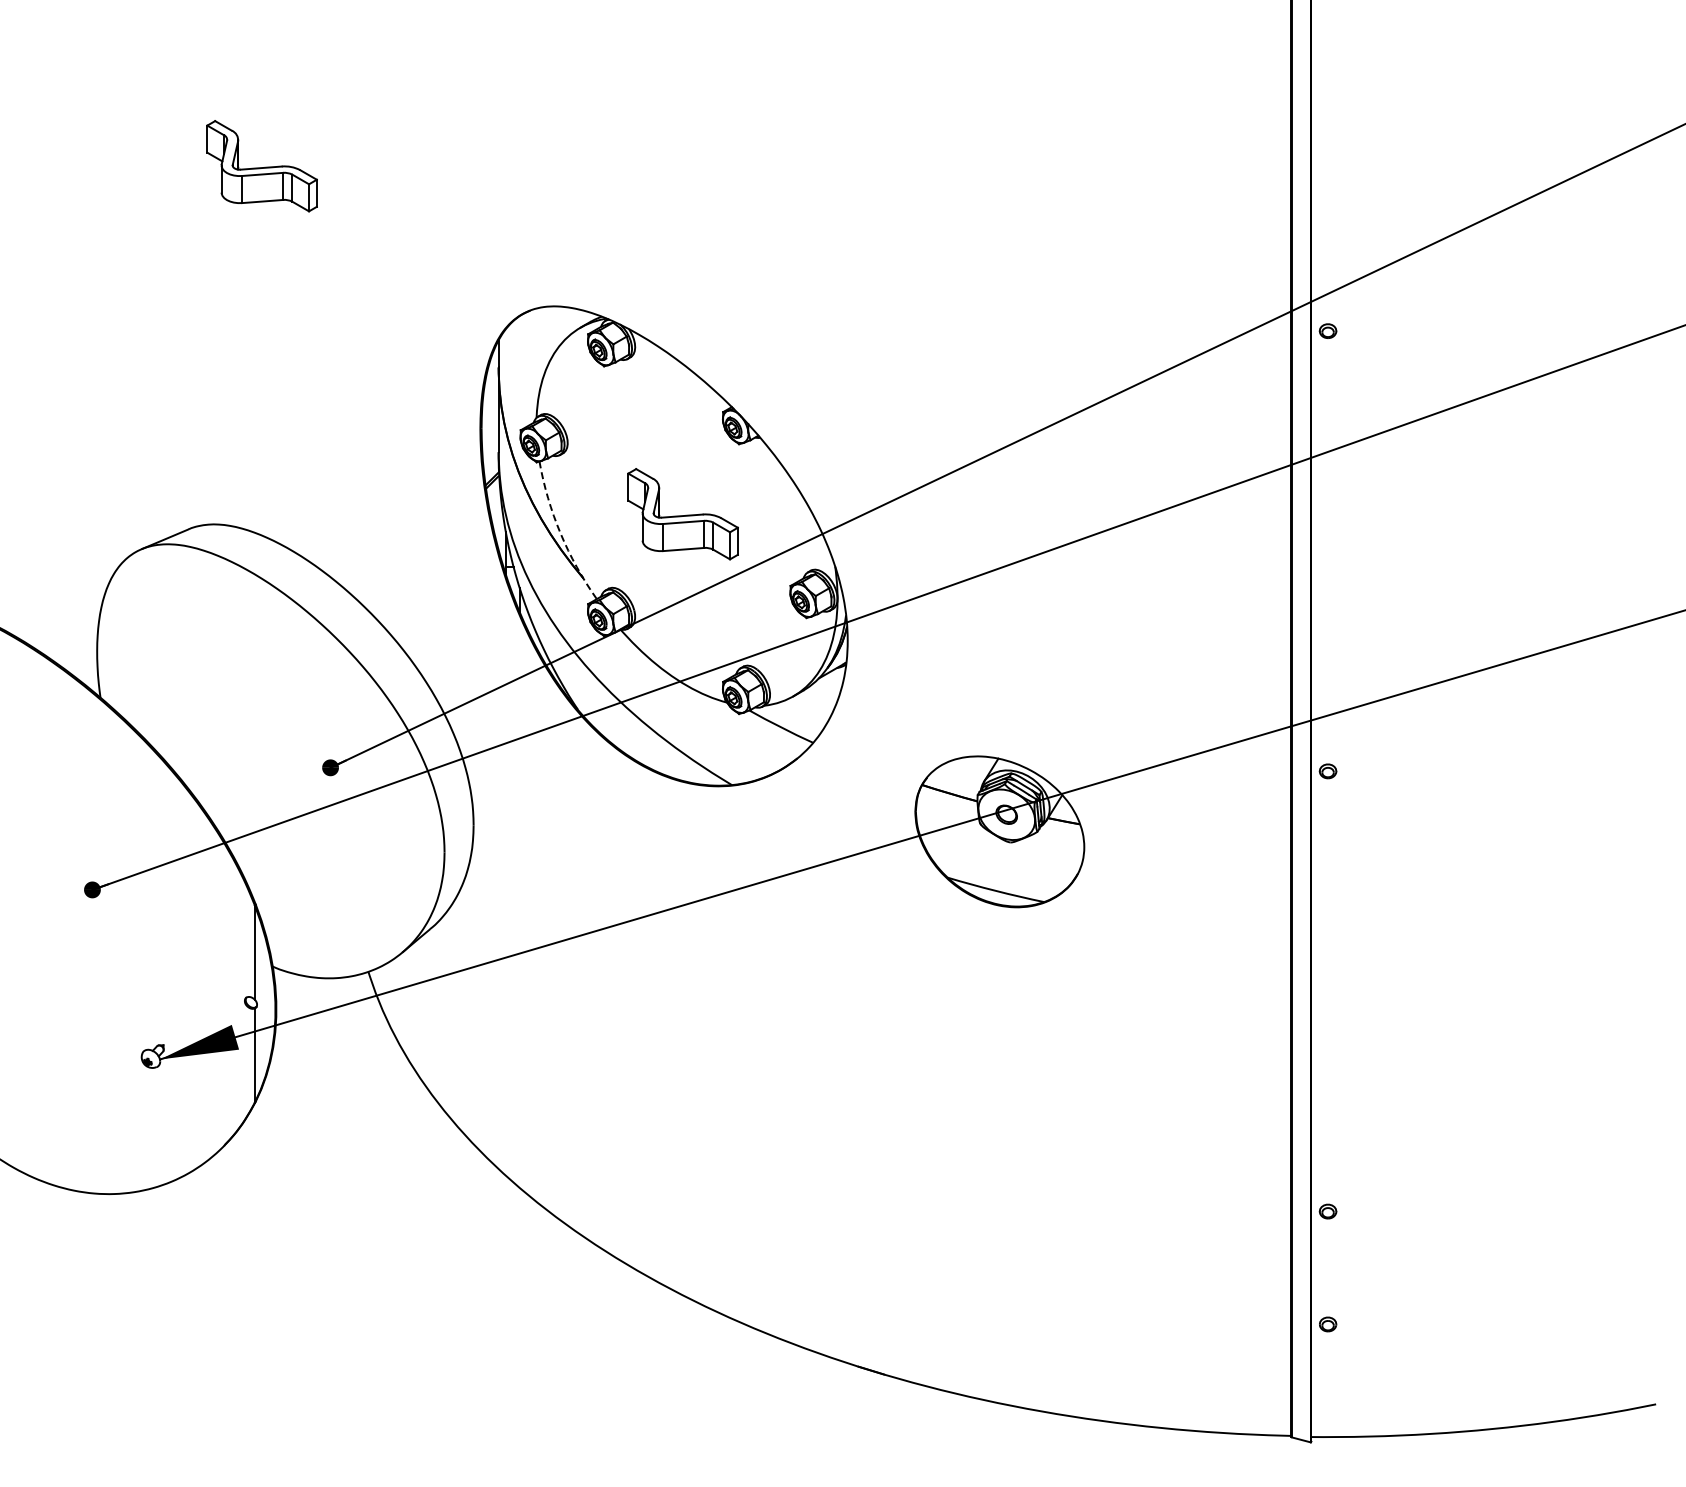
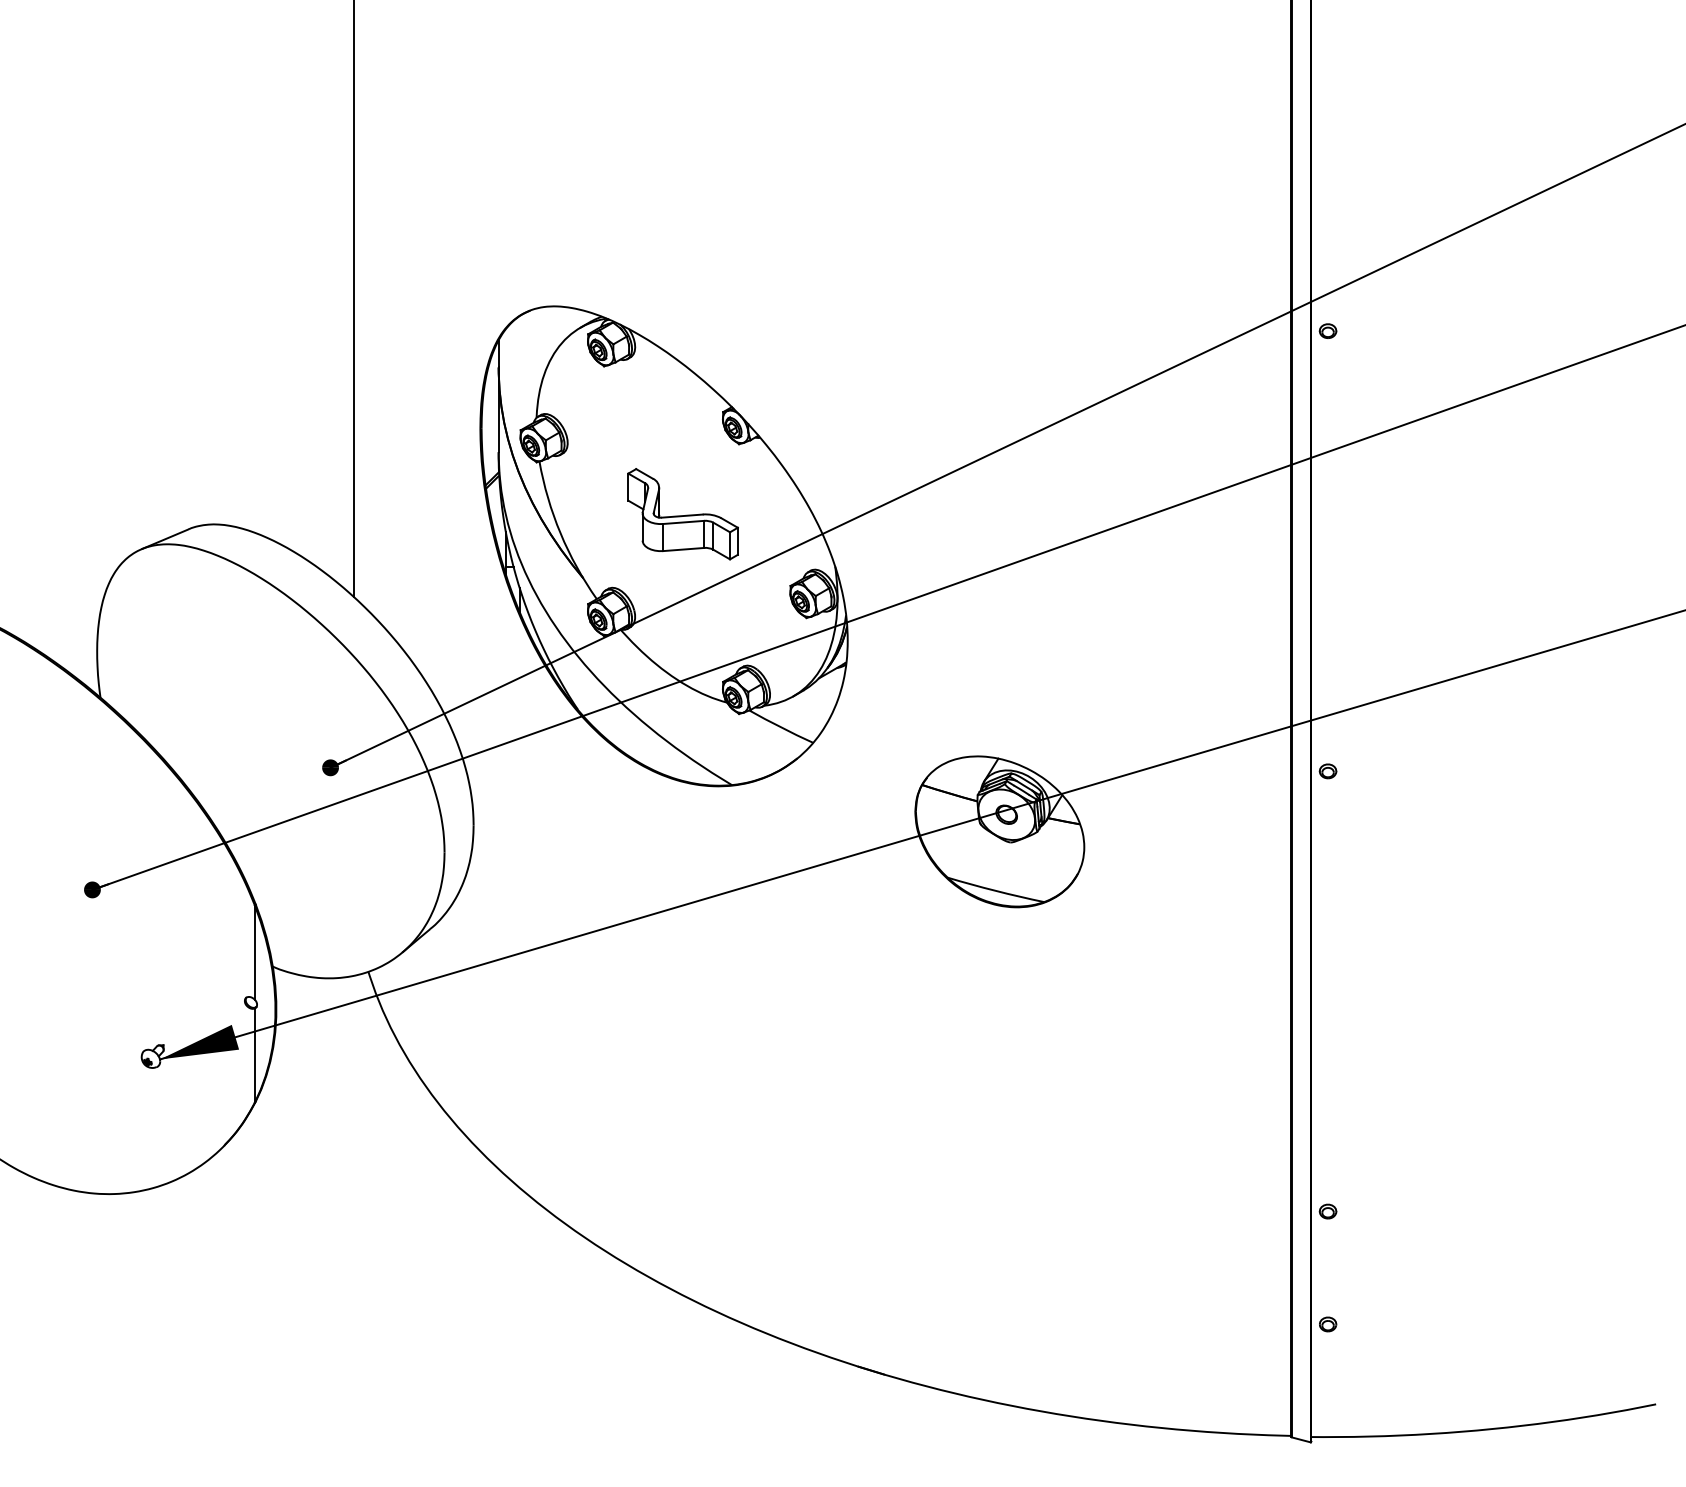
part: present -> none (261, 166)
line: none -> present (353, 299)
arc: dashed -> solid (560, 533)
